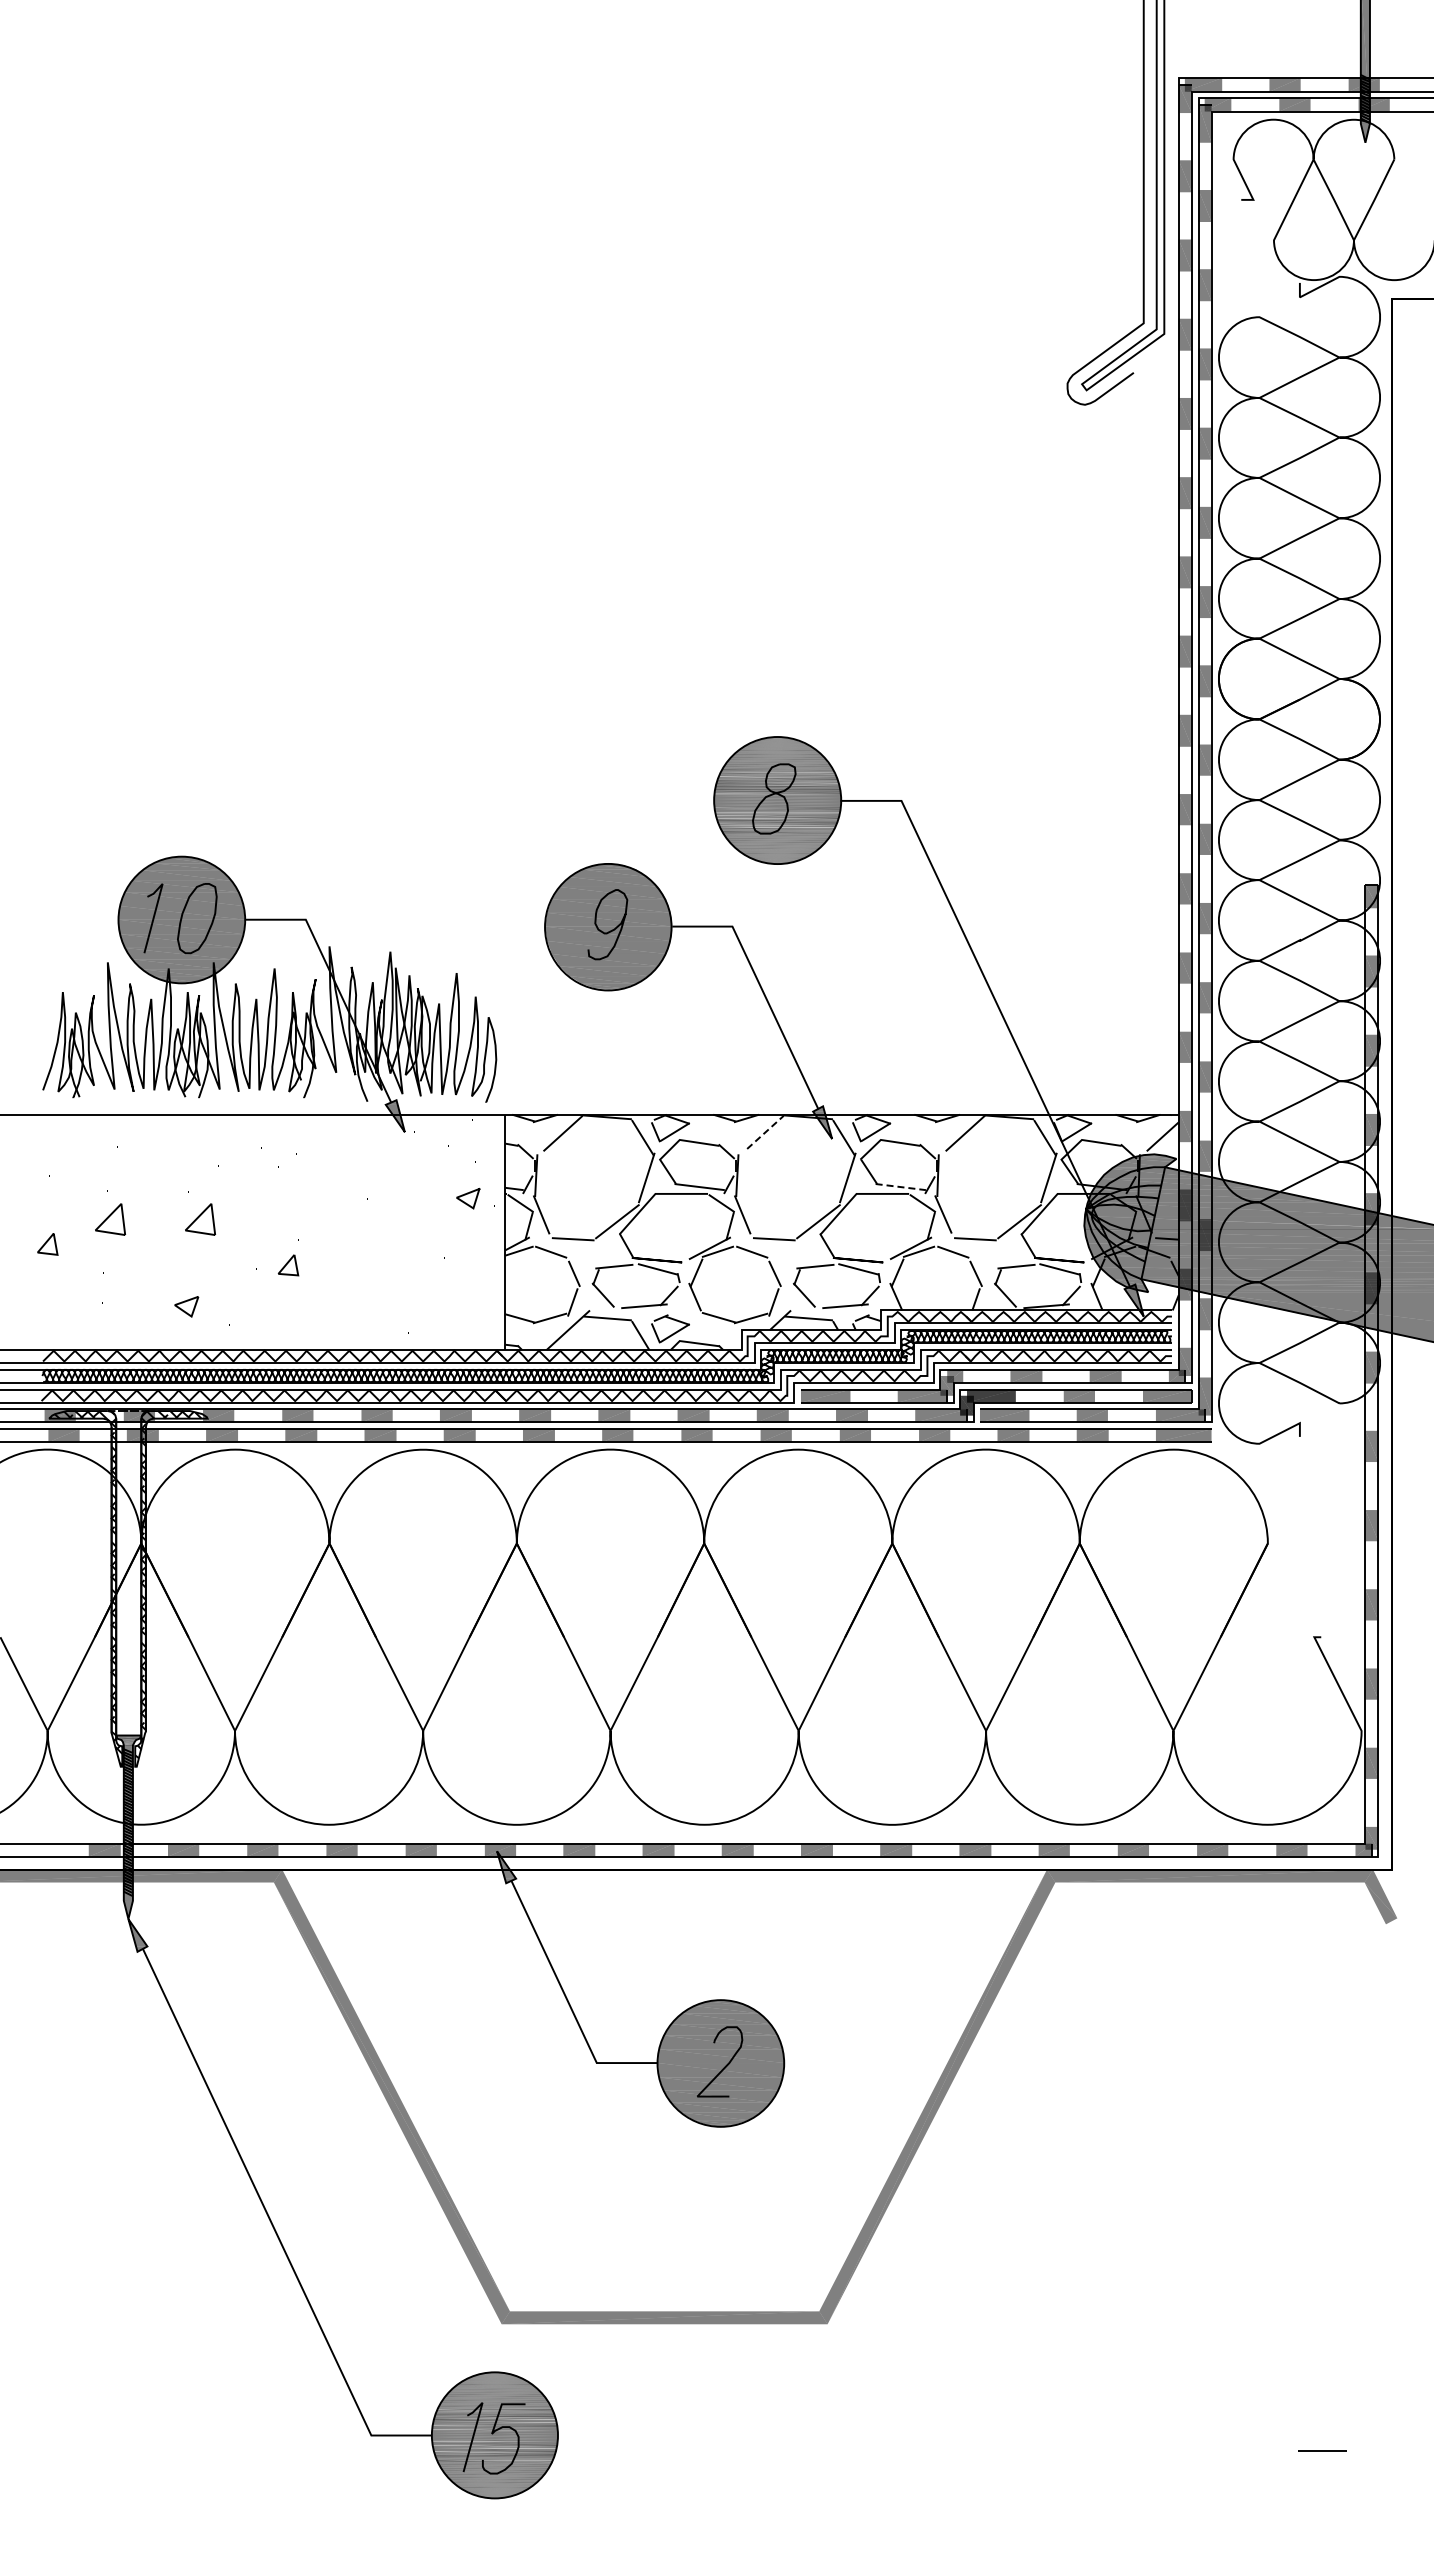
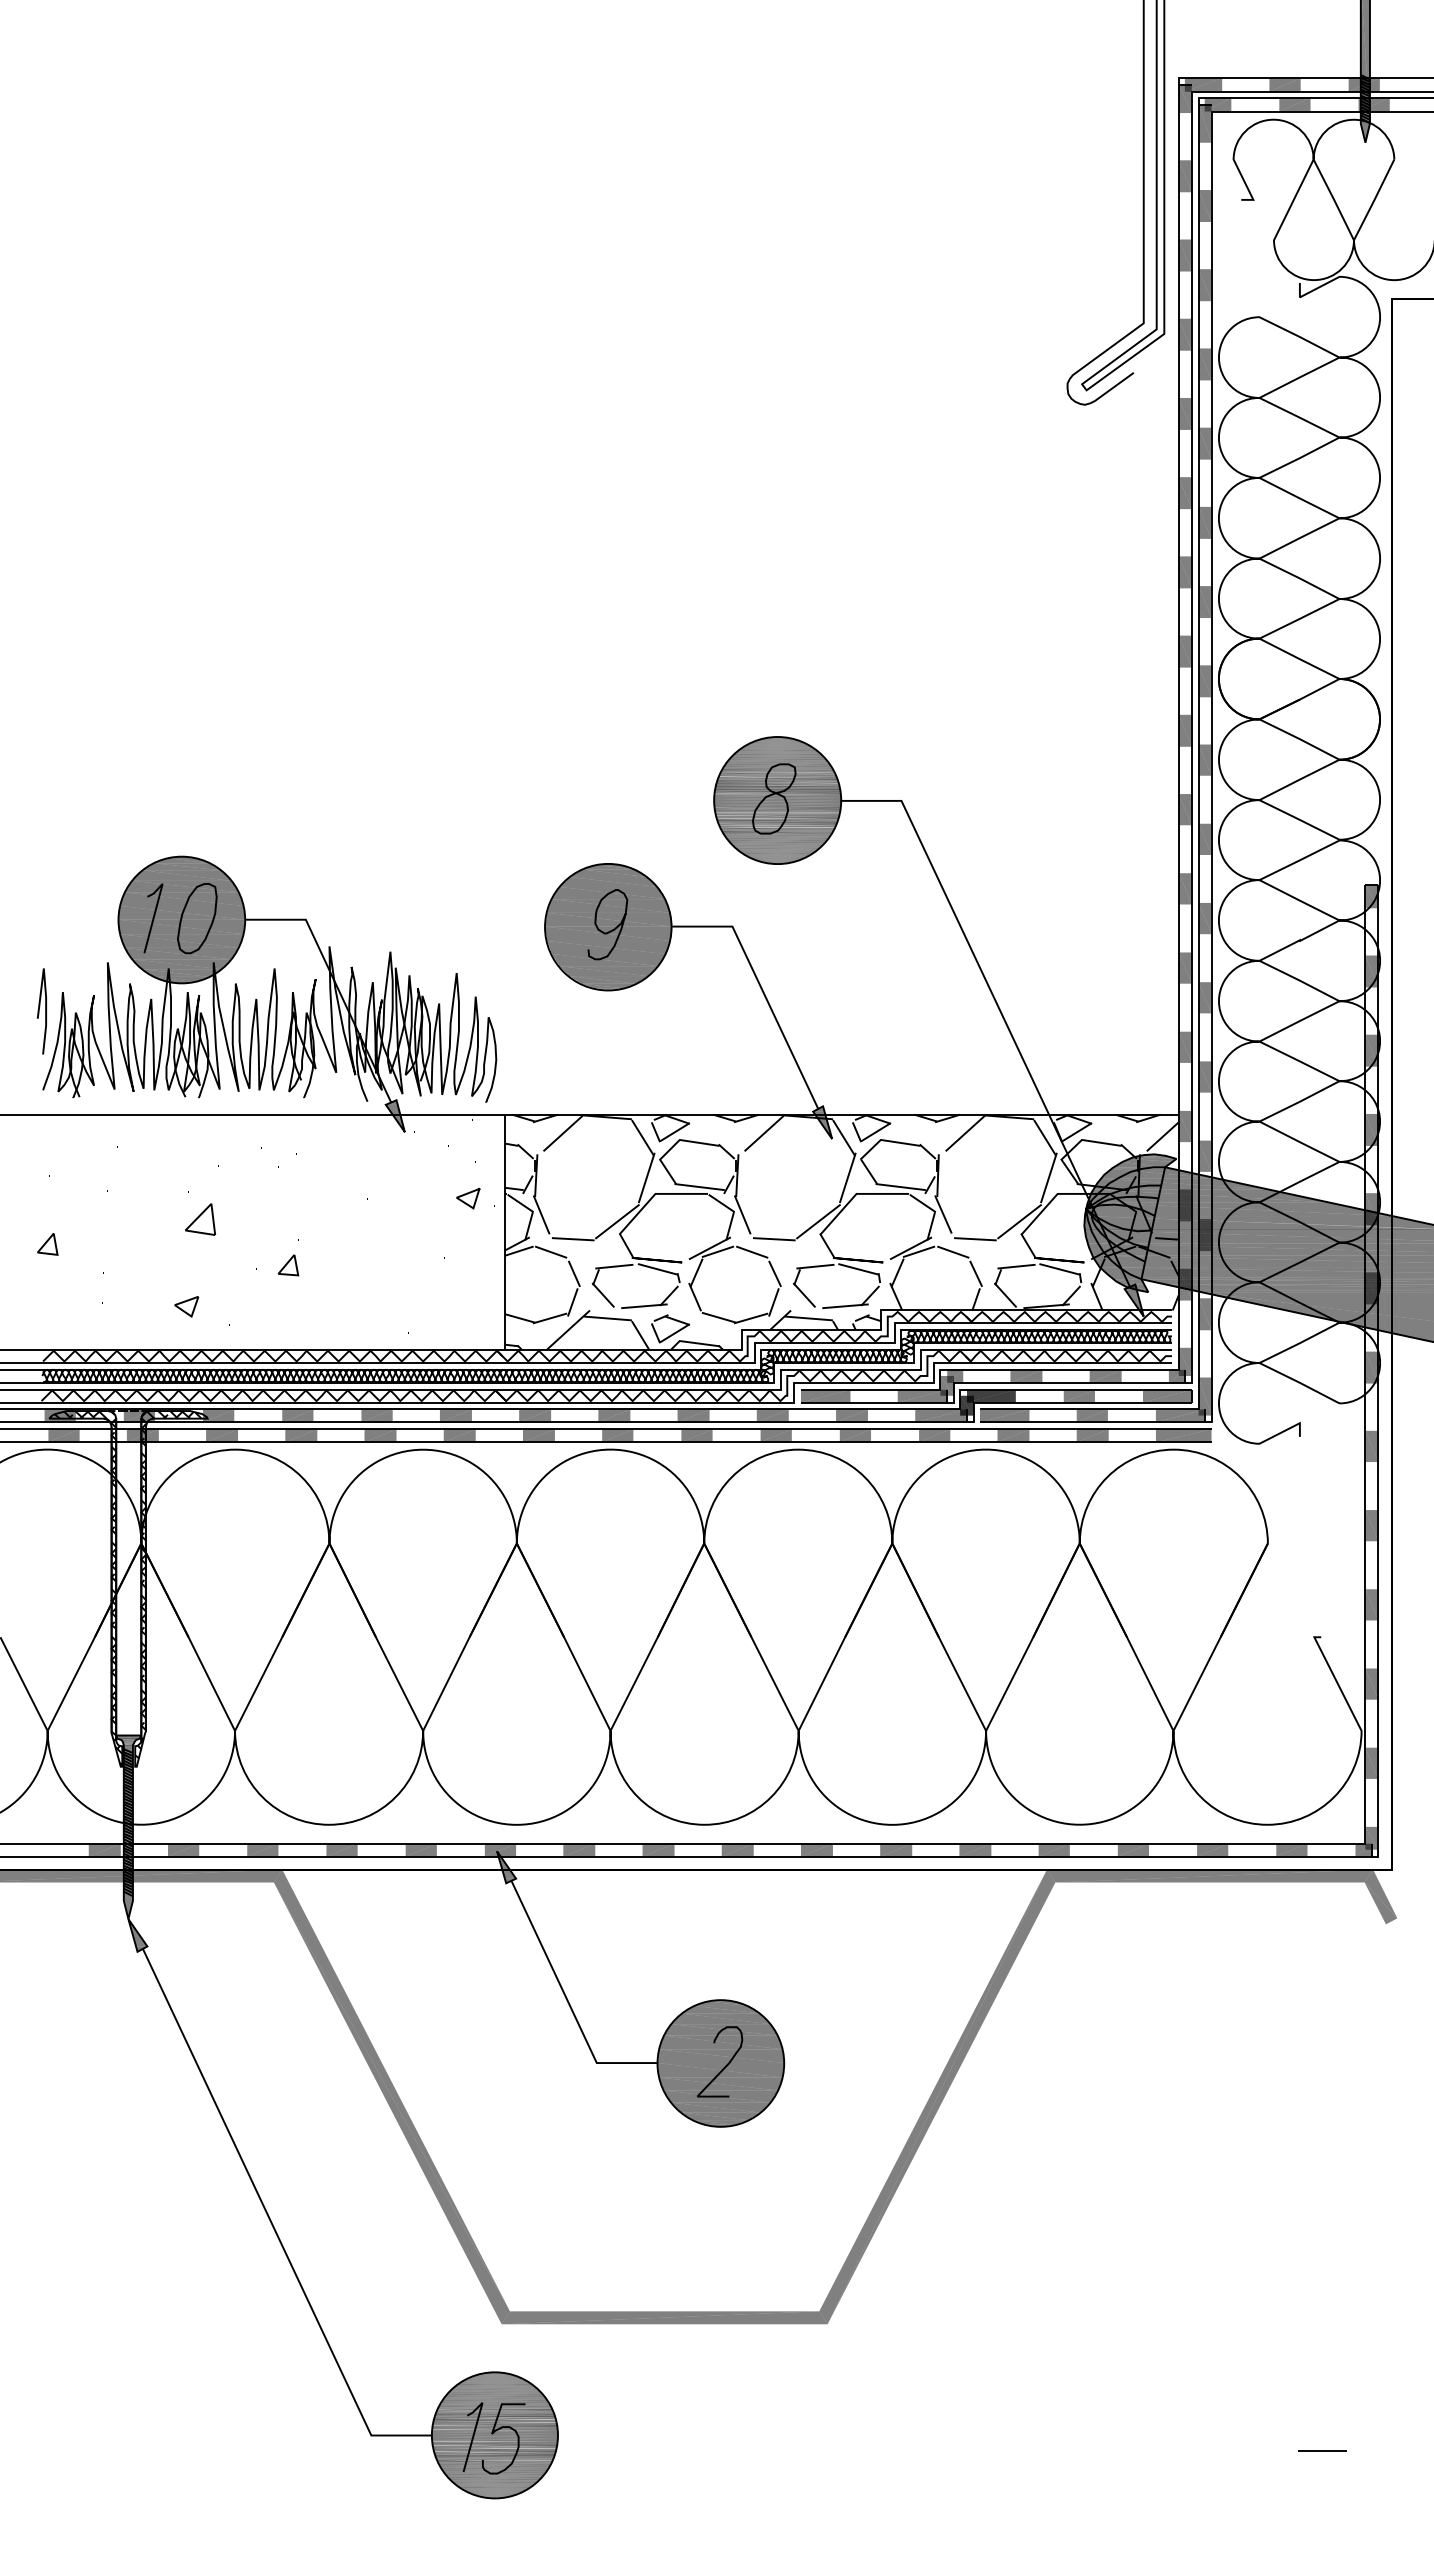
line: none -> present (39, 1011)
line: dashed -> solid (764, 1133)
line: dashed -> solid (901, 1187)
part: present -> none (110, 1219)
